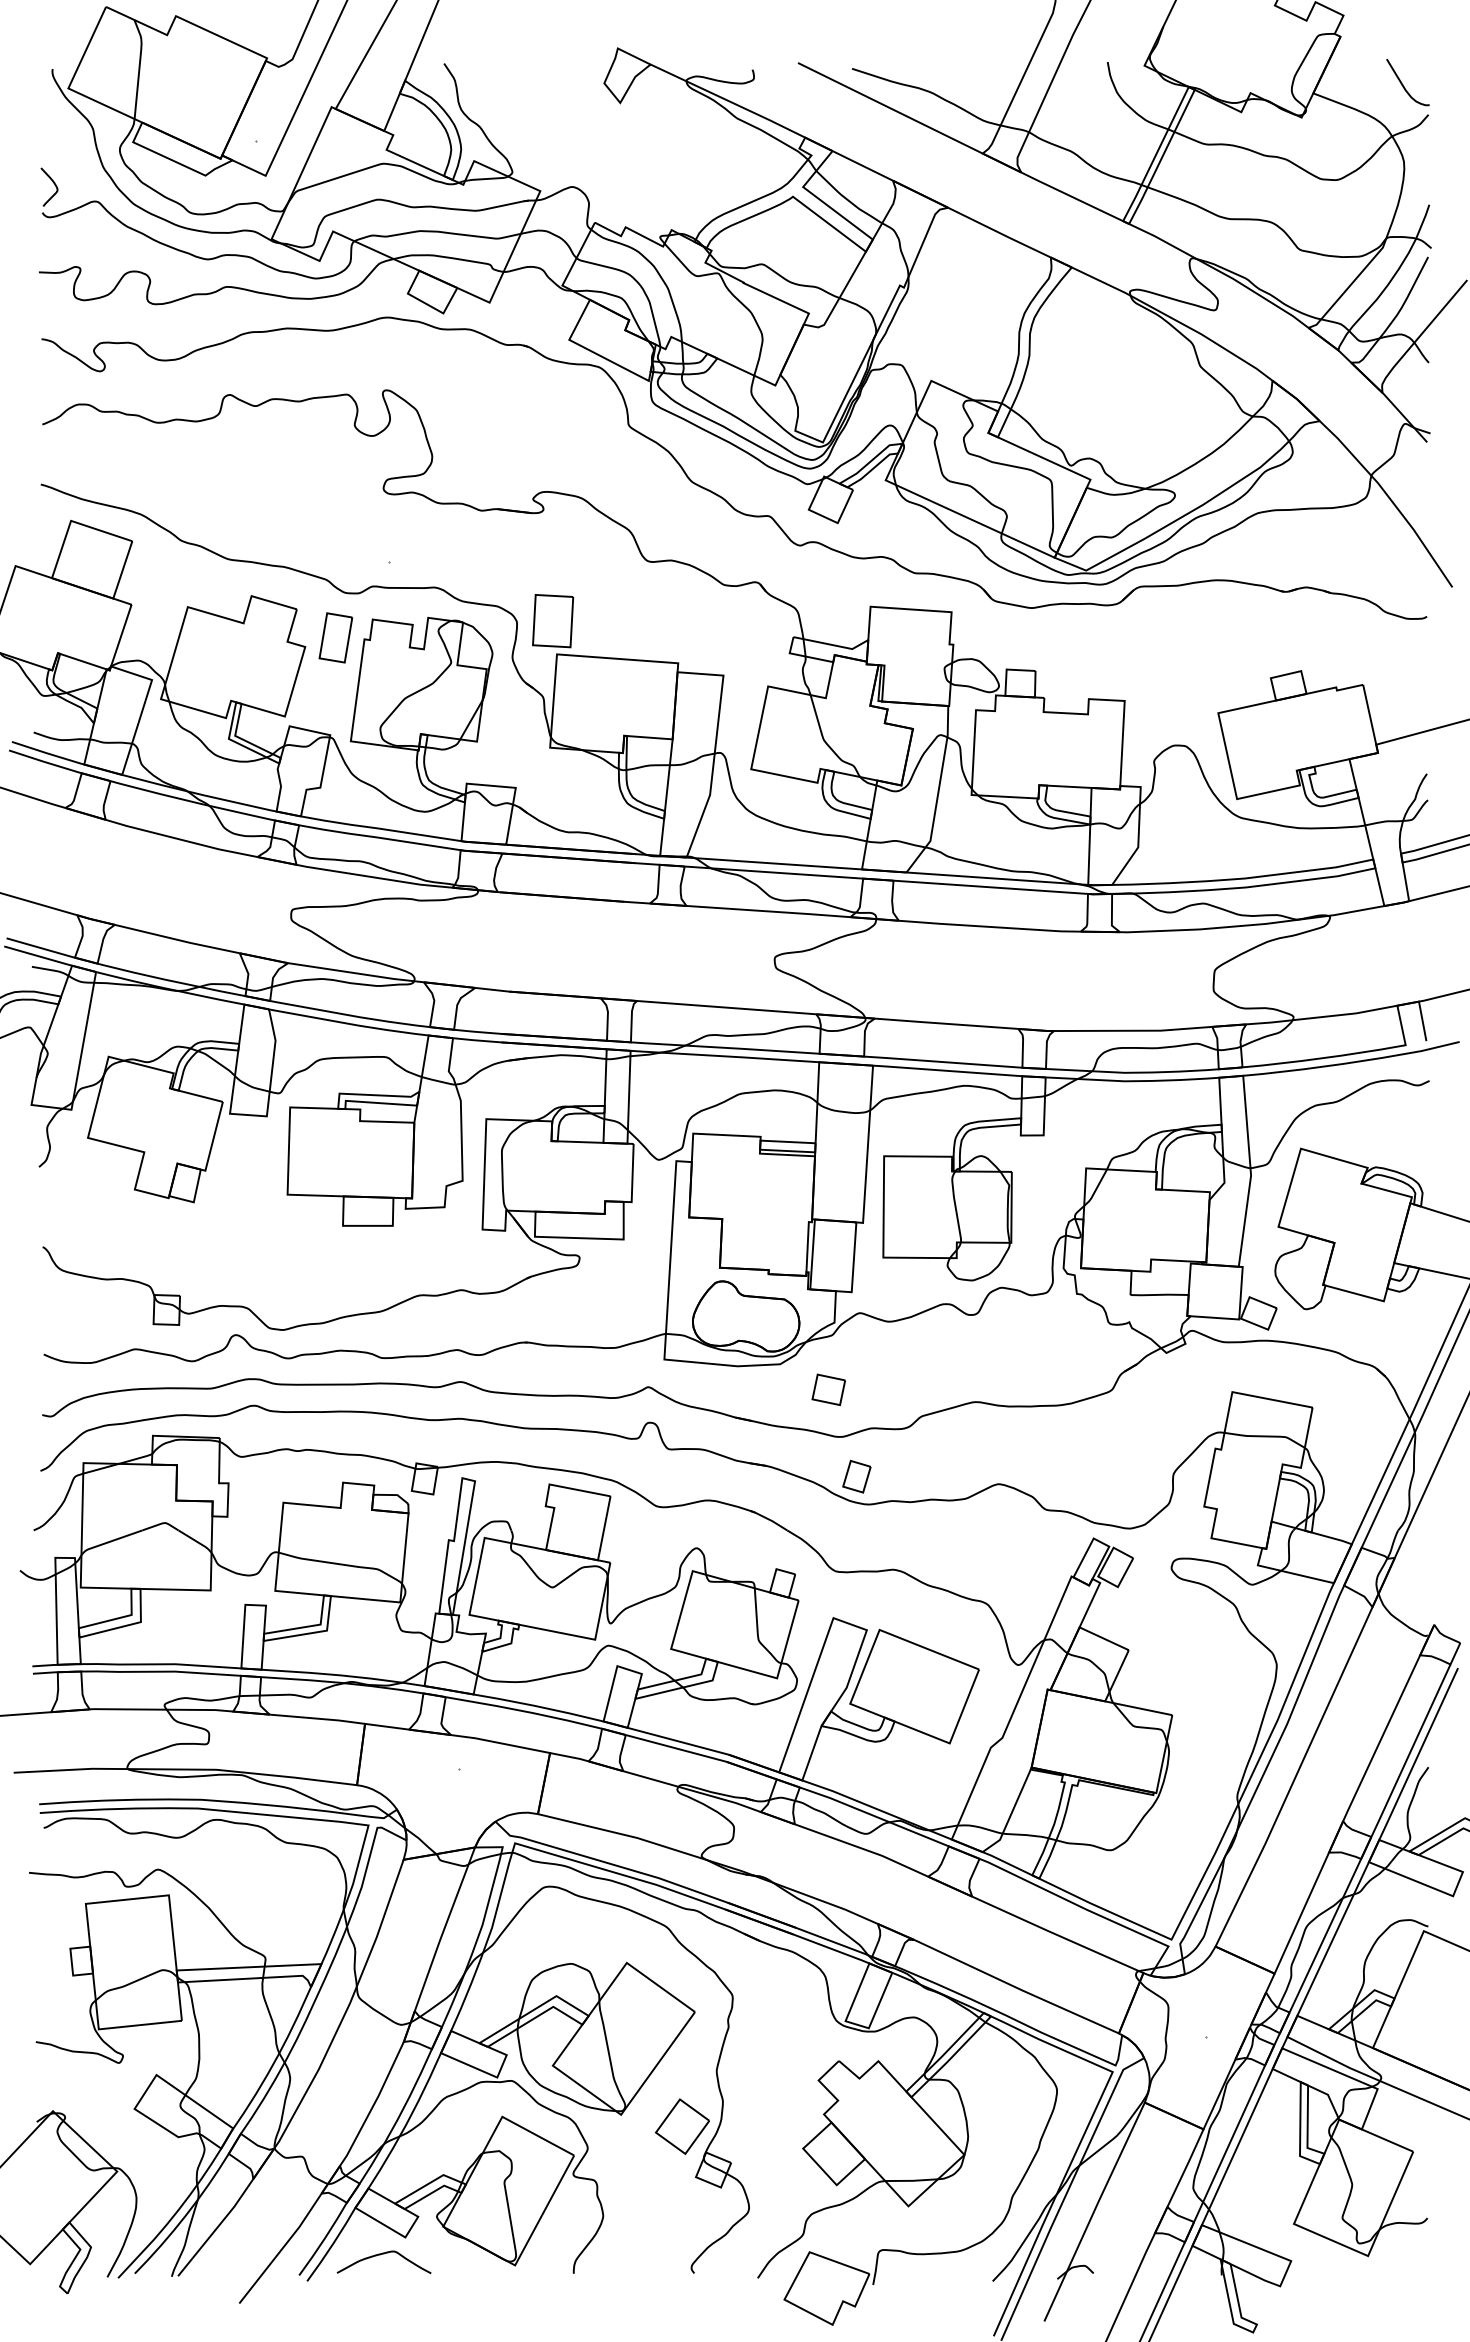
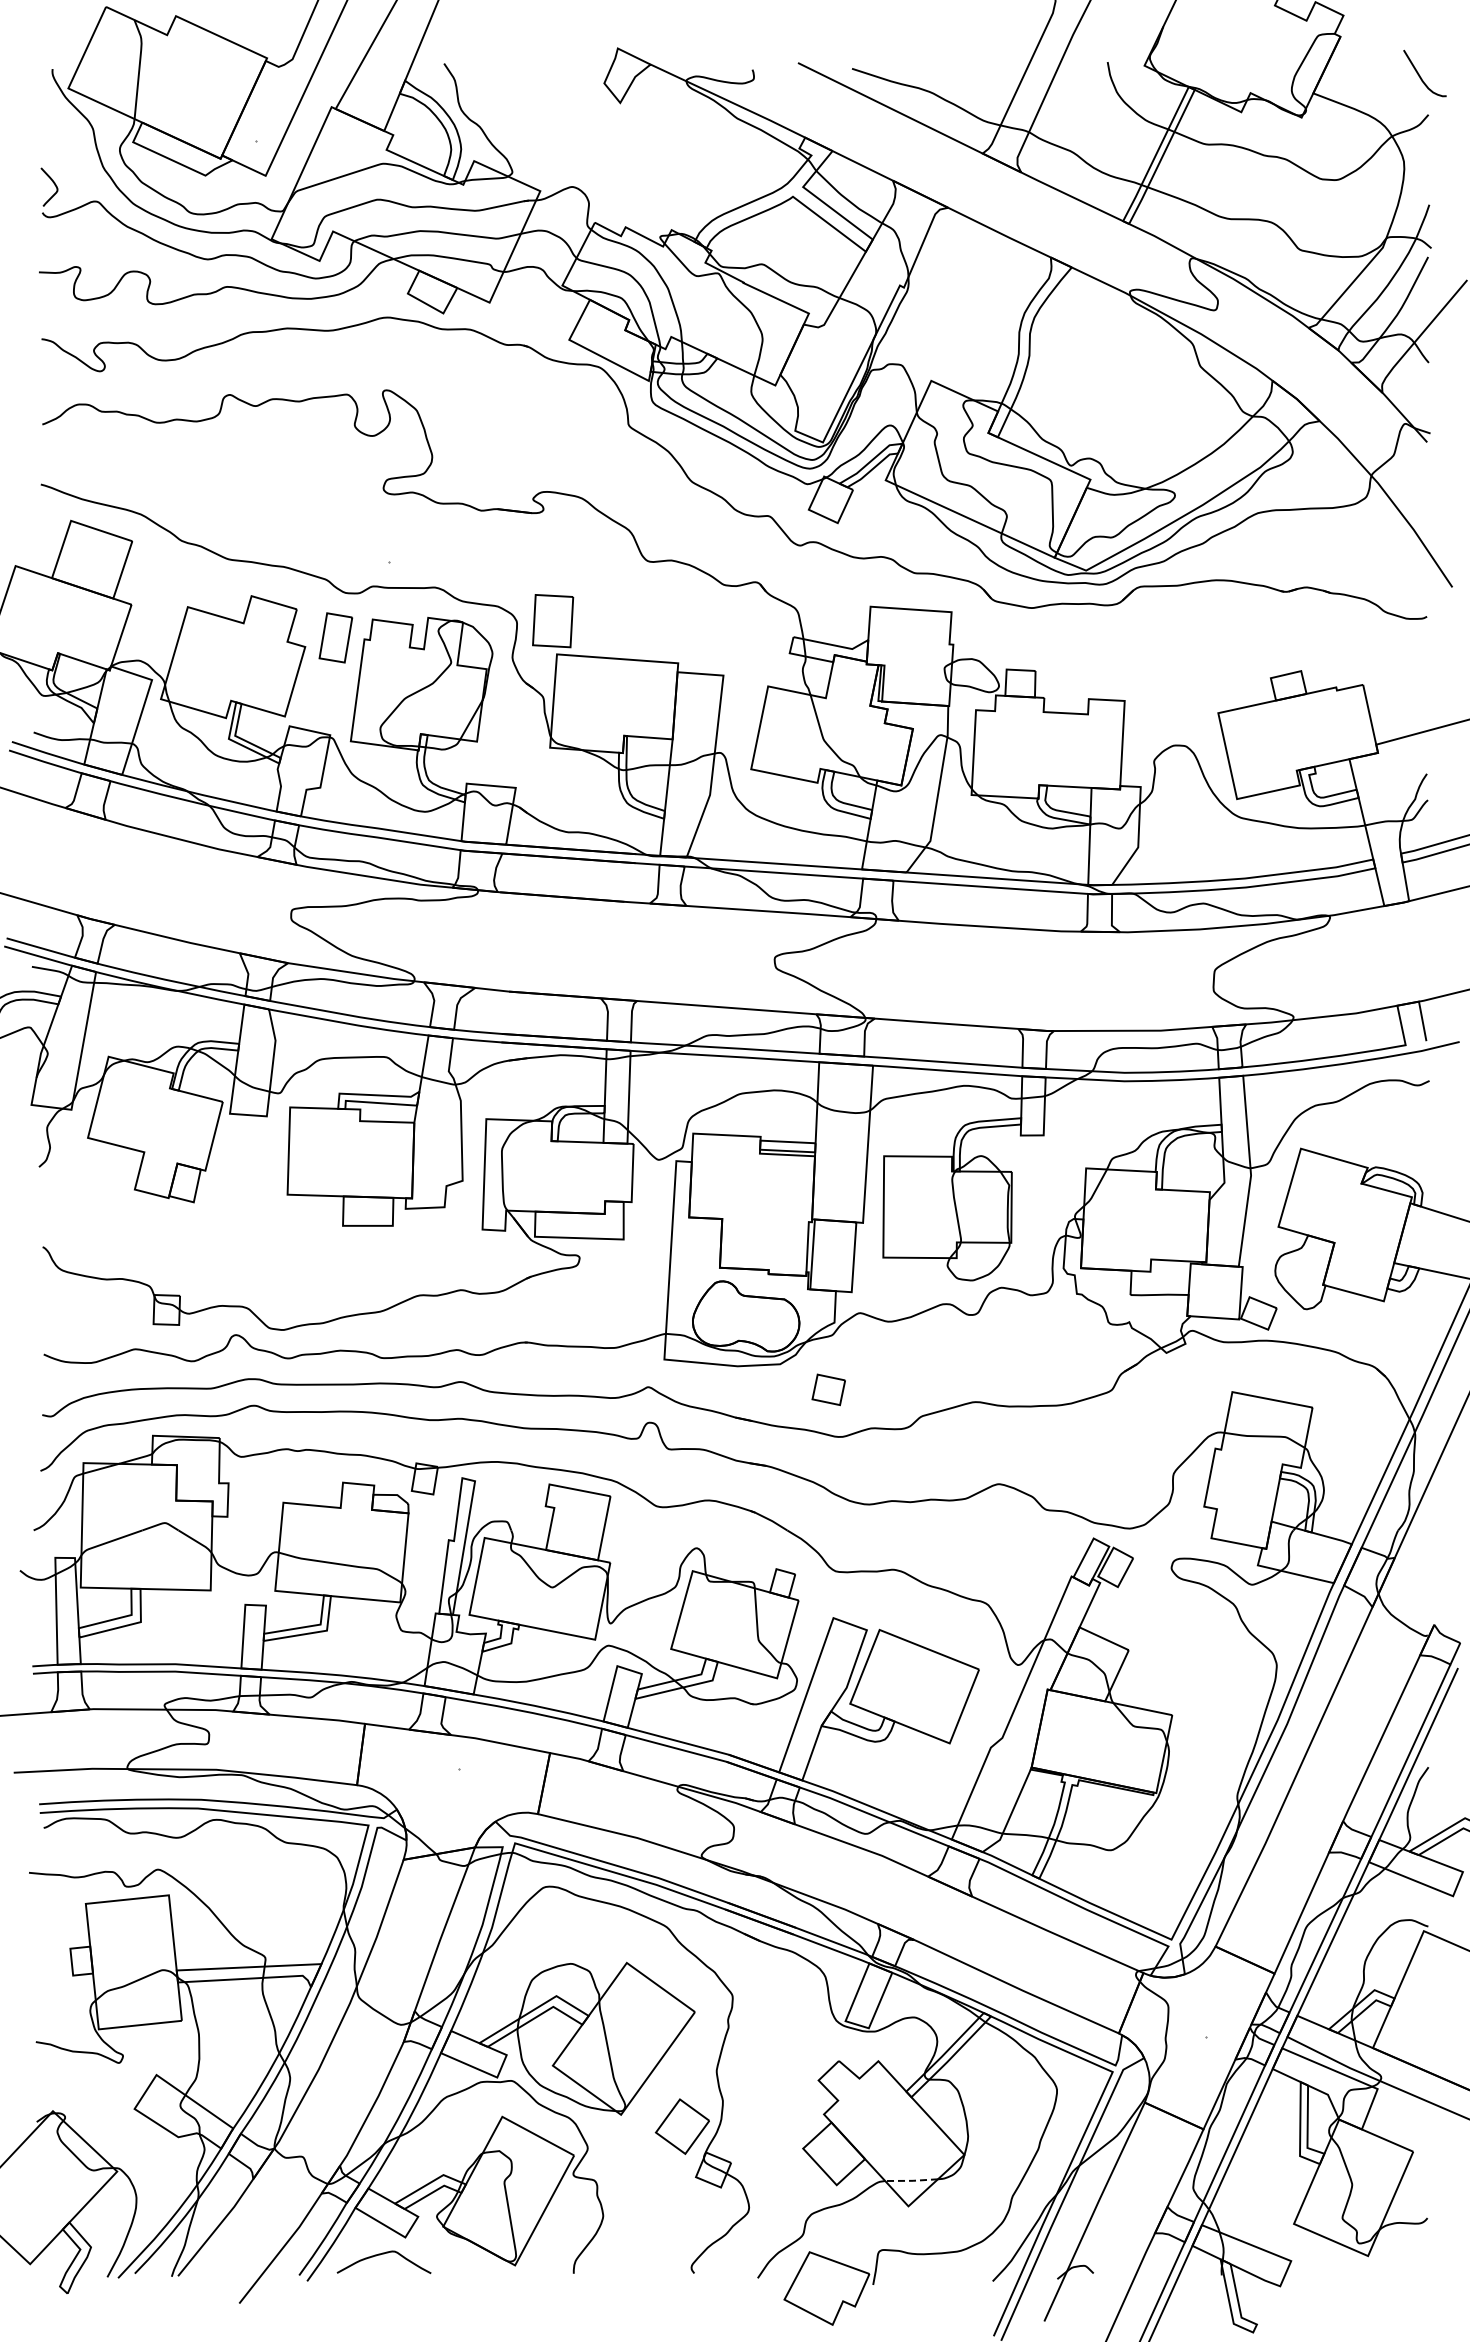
curve position: (1403, 84) -> (1420, 75) (1420, 75)
part: present -> none (856, 1476)
line: solid -> dashed (912, 2180)
